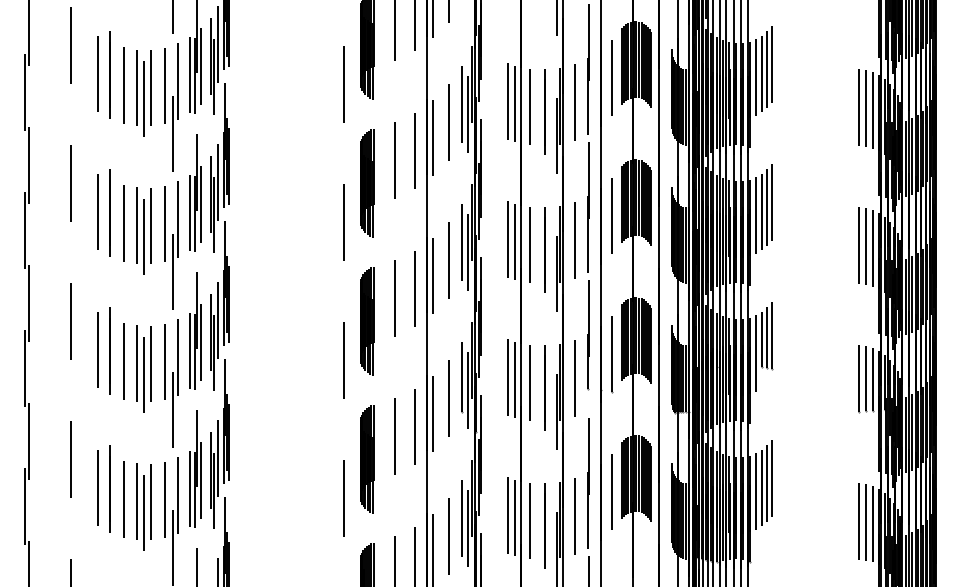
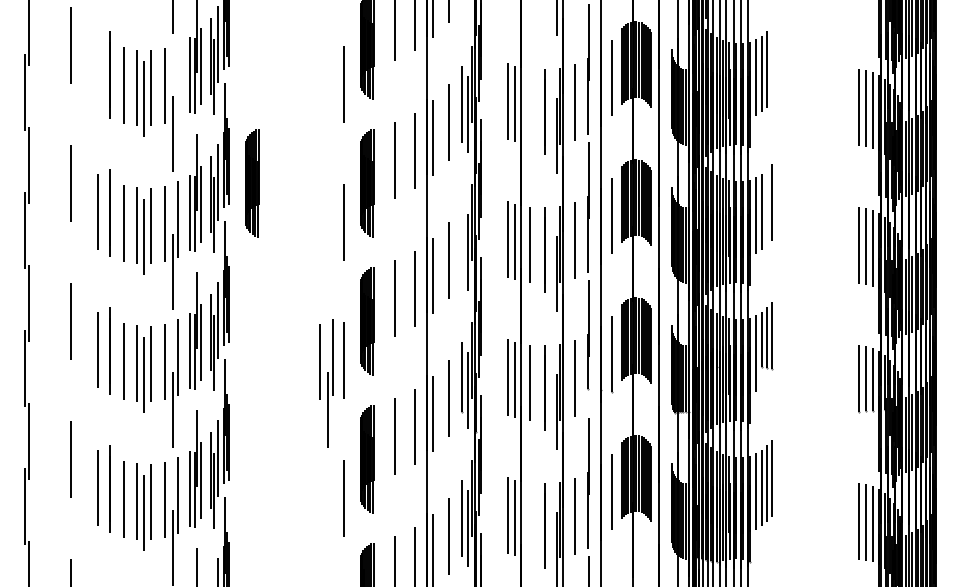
line: present -> none (771, 64)
line: present -> none (98, 73)
line: present -> none (177, 81)
line: present -> none (530, 106)
part: none -> present (252, 183)
line: present -> none (767, 207)
line: present -> none (462, 242)
part: none -> present (326, 383)
line: present -> none (530, 520)
